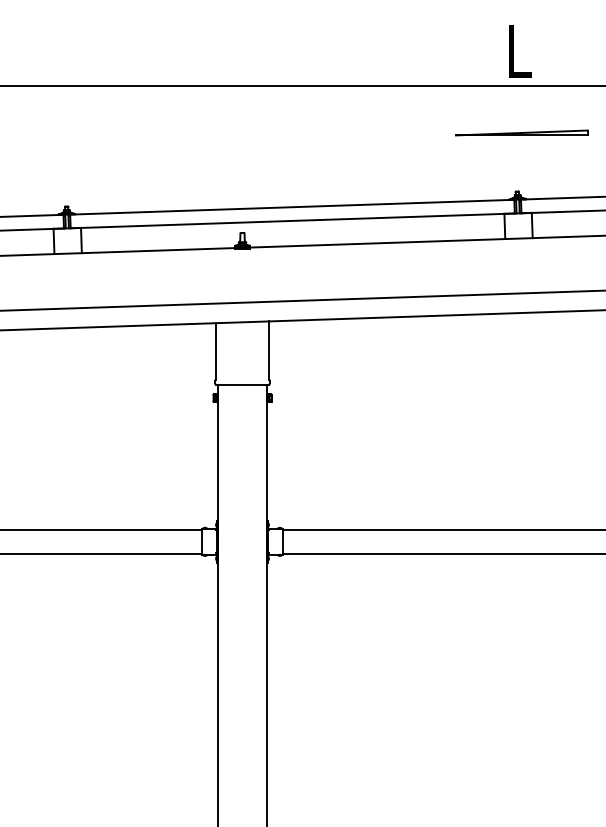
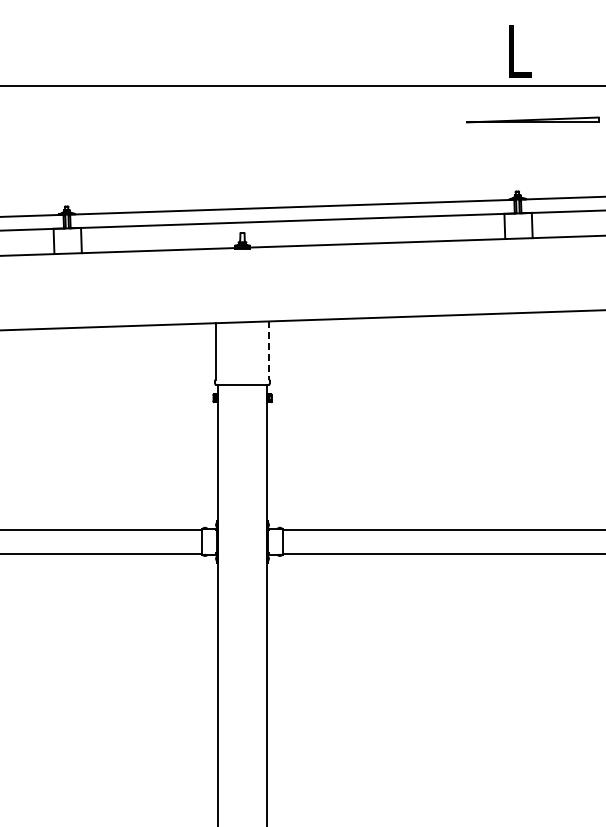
part position: (521, 132) -> (532, 119) (532, 119)
line: present -> none (302, 300)
line: solid -> dashed (269, 351)
